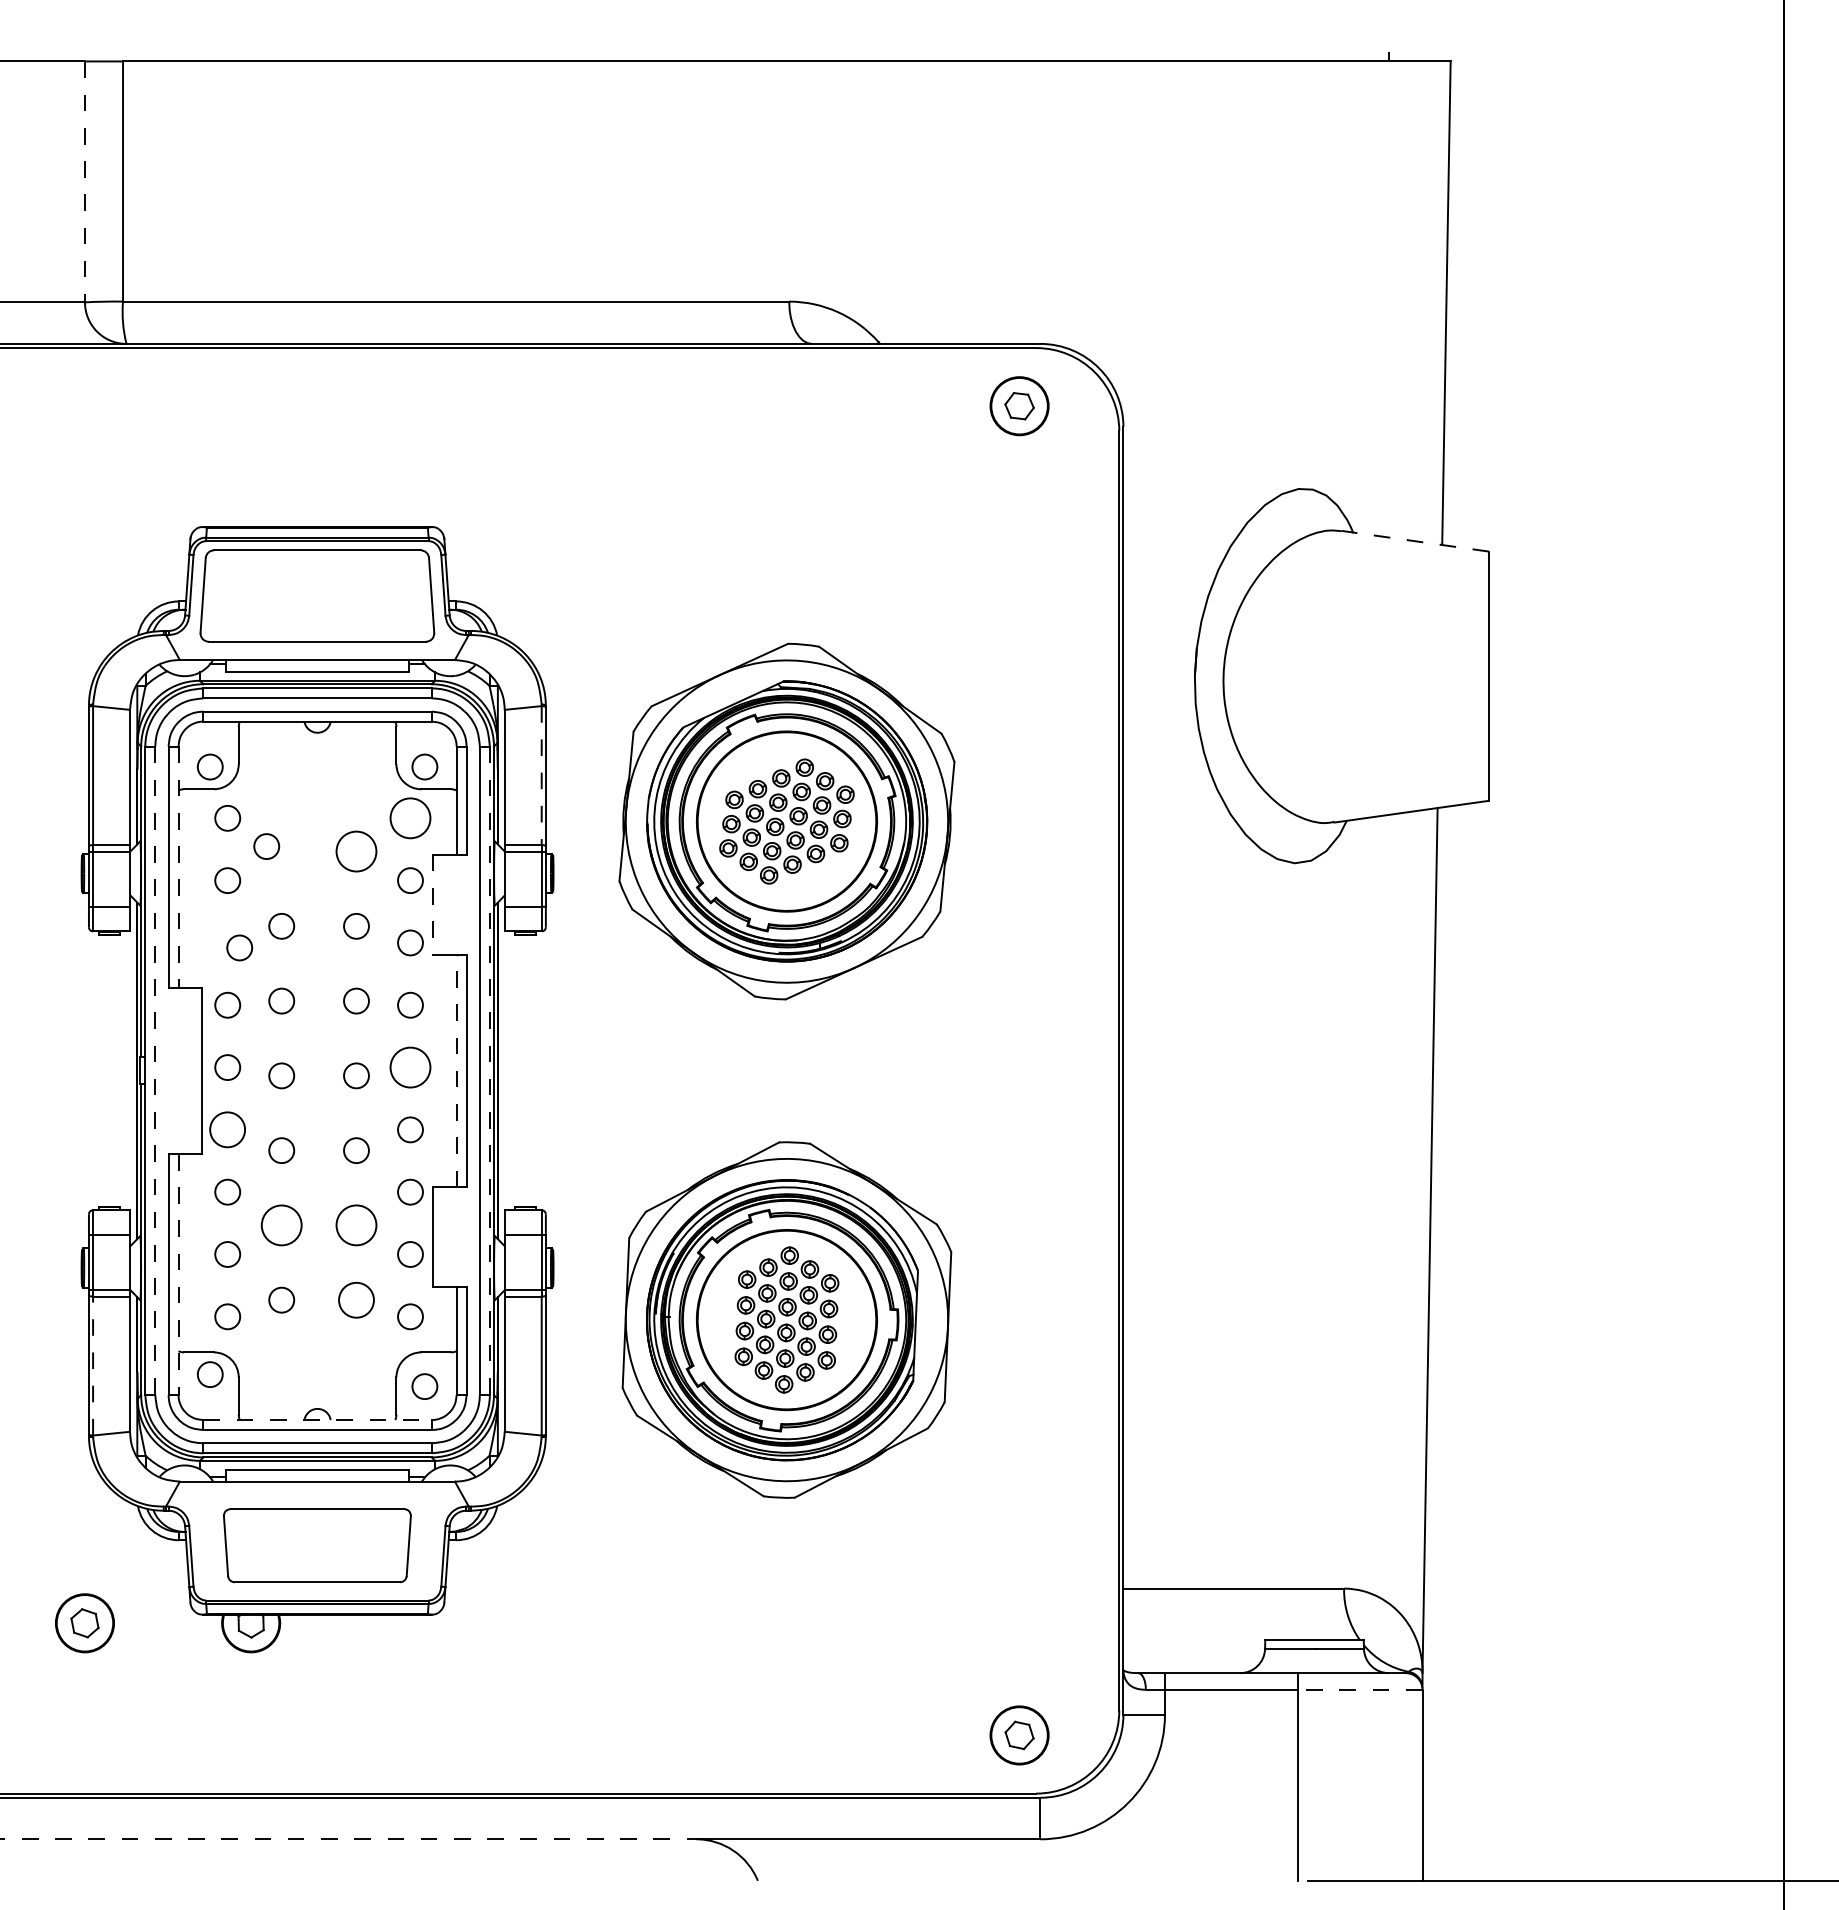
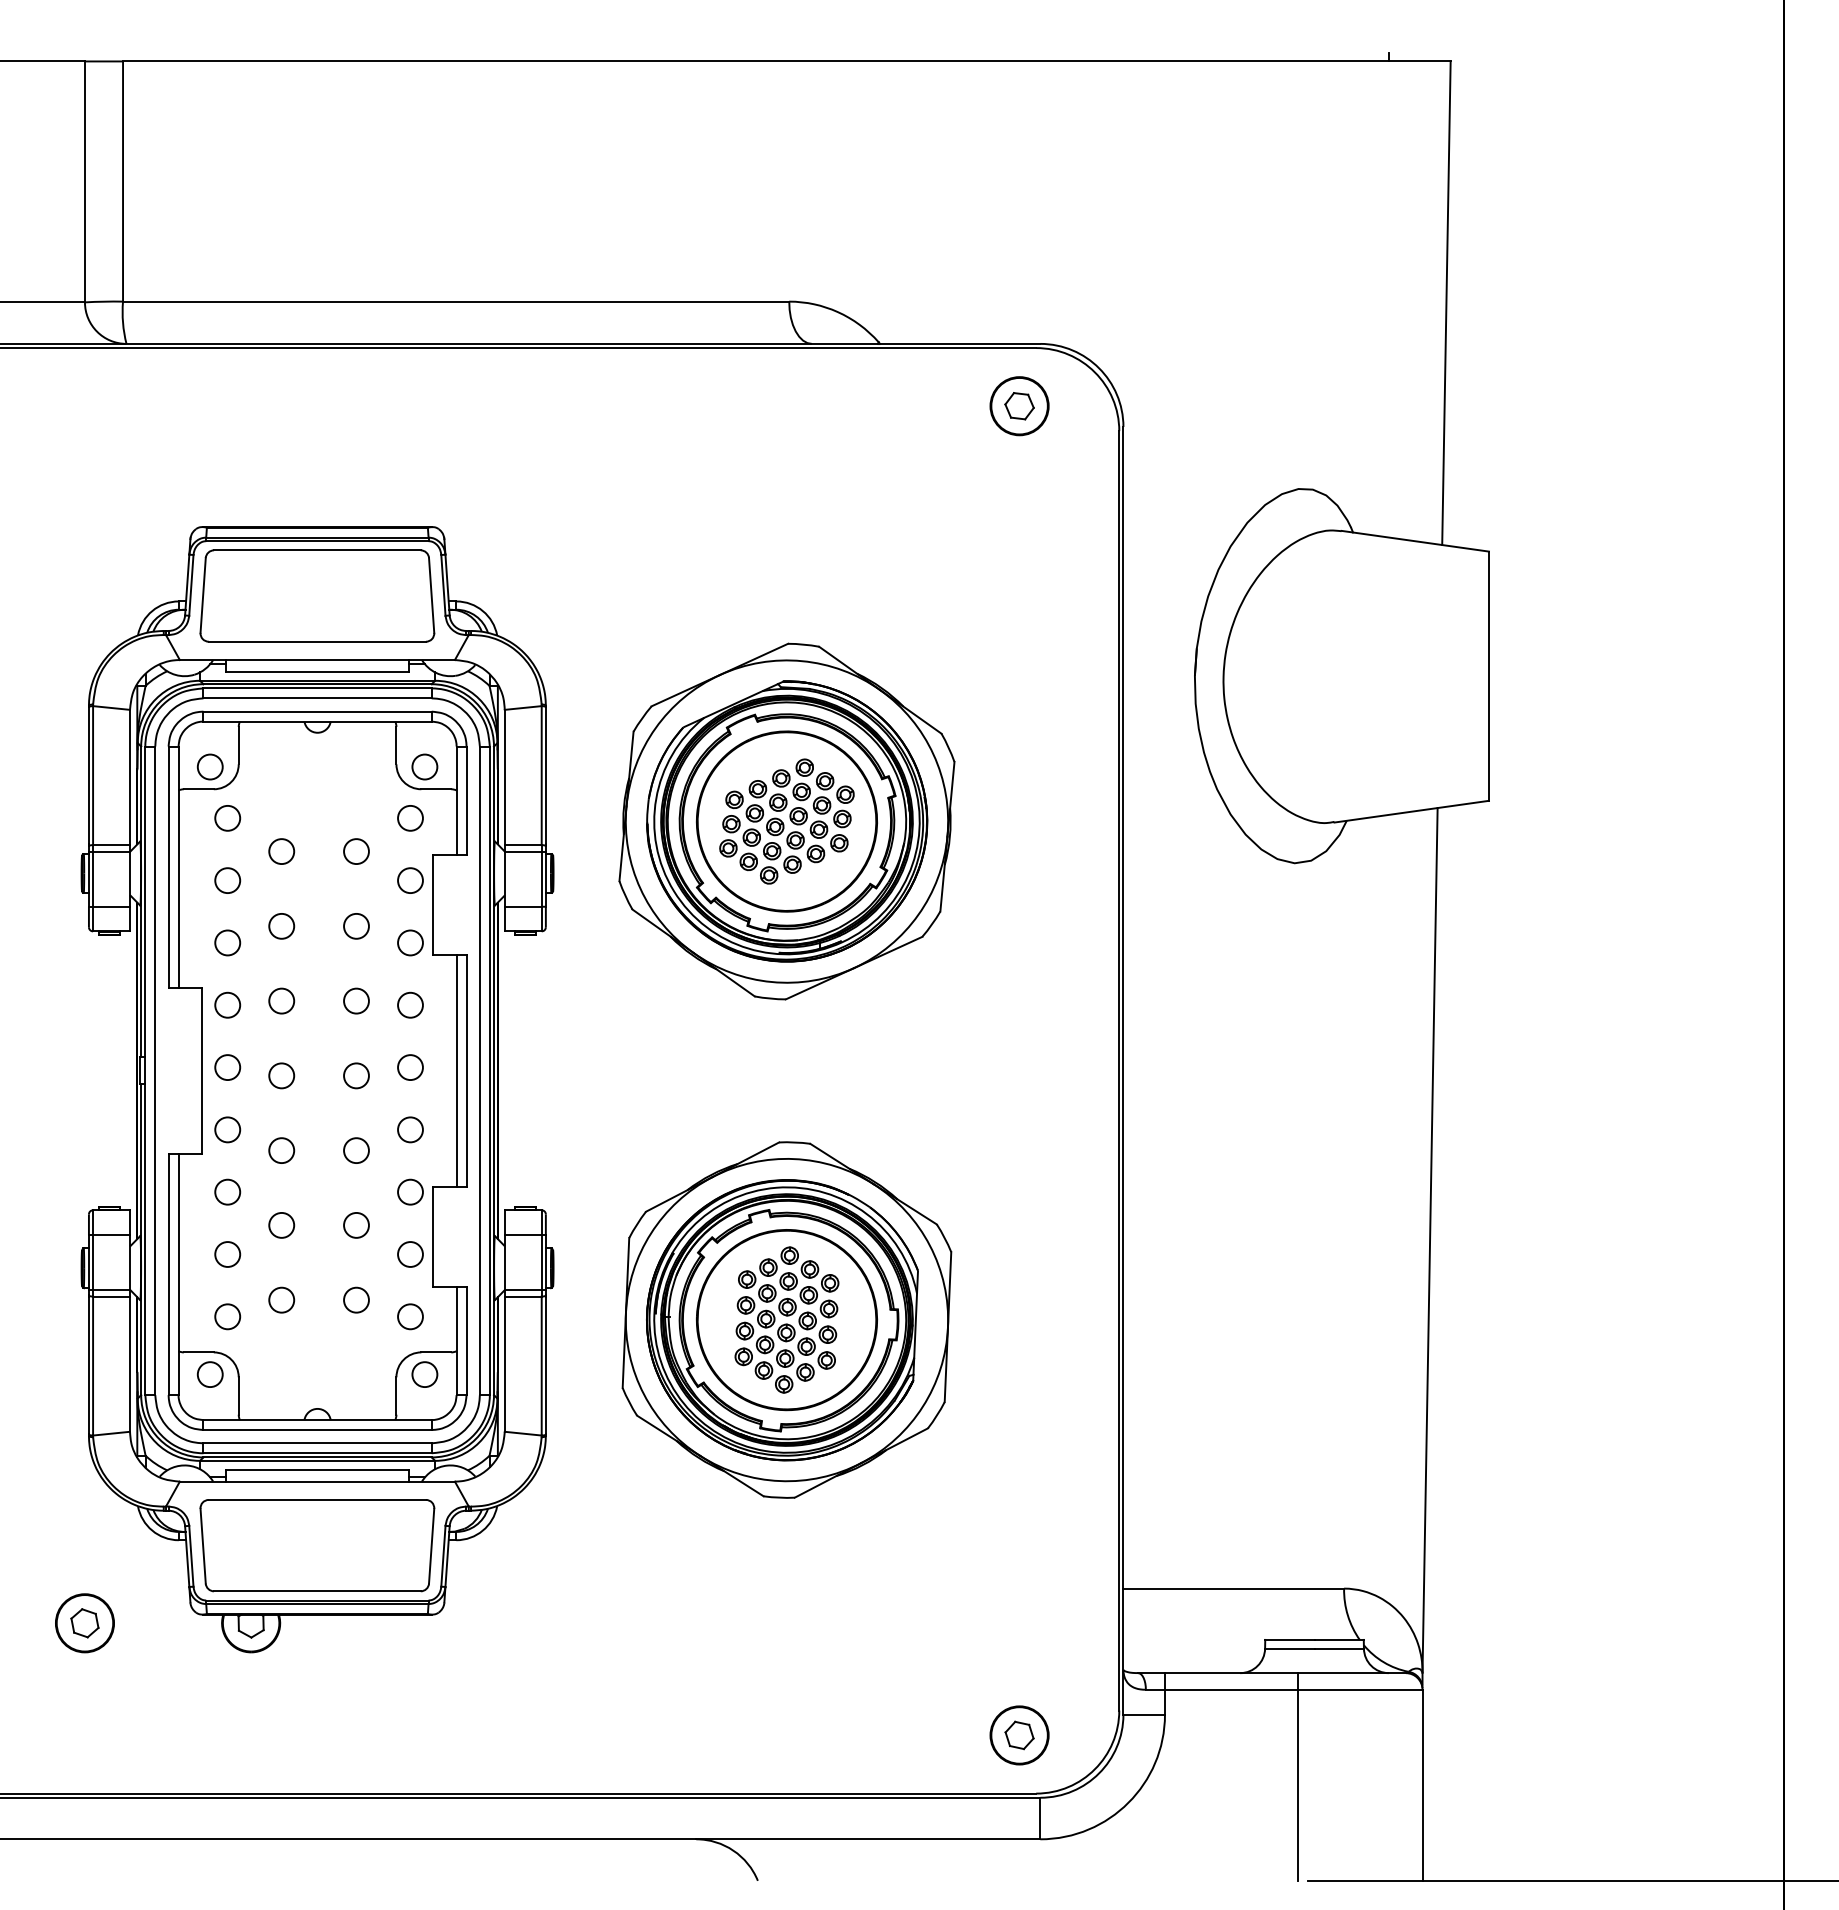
line: dashed -> solid (84, 182)
line: dashed -> solid (1414, 541)
line: dashed -> solid (541, 776)
circle diameter: 40 px -> 25 px (410, 817)
circle position: (266, 846) -> (281, 851) (281, 851)
circle diameter: 40 px -> 25 px (356, 851)
line: dashed -> solid (178, 867)
line: dashed -> solid (433, 904)
circle position: (239, 947) -> (227, 942) (227, 942)
circle diameter: 40 px -> 25 px (410, 1067)
line: dashed -> solid (456, 1070)
line: dashed -> solid (155, 1071)
line: dashed -> solid (489, 1071)
circle size: 37x38 px -> 28x28 px (227, 1129)
circle diameter: 40 px -> 25 px (281, 1224)
circle size: 43x43 px -> 27x27 px (356, 1225)
line: dashed -> solid (178, 1274)
circle size: 37x38 px -> 27x28 px (356, 1299)
line: dashed -> solid (93, 1365)
circle position: (424, 1386) -> (424, 1374) (424, 1374)
line: dashed -> solid (318, 1420)
part size: 189x76 px -> 237x94 px (317, 1545)
line: dashed -> solid (1359, 1689)
line: dashed -> solid (348, 1839)
